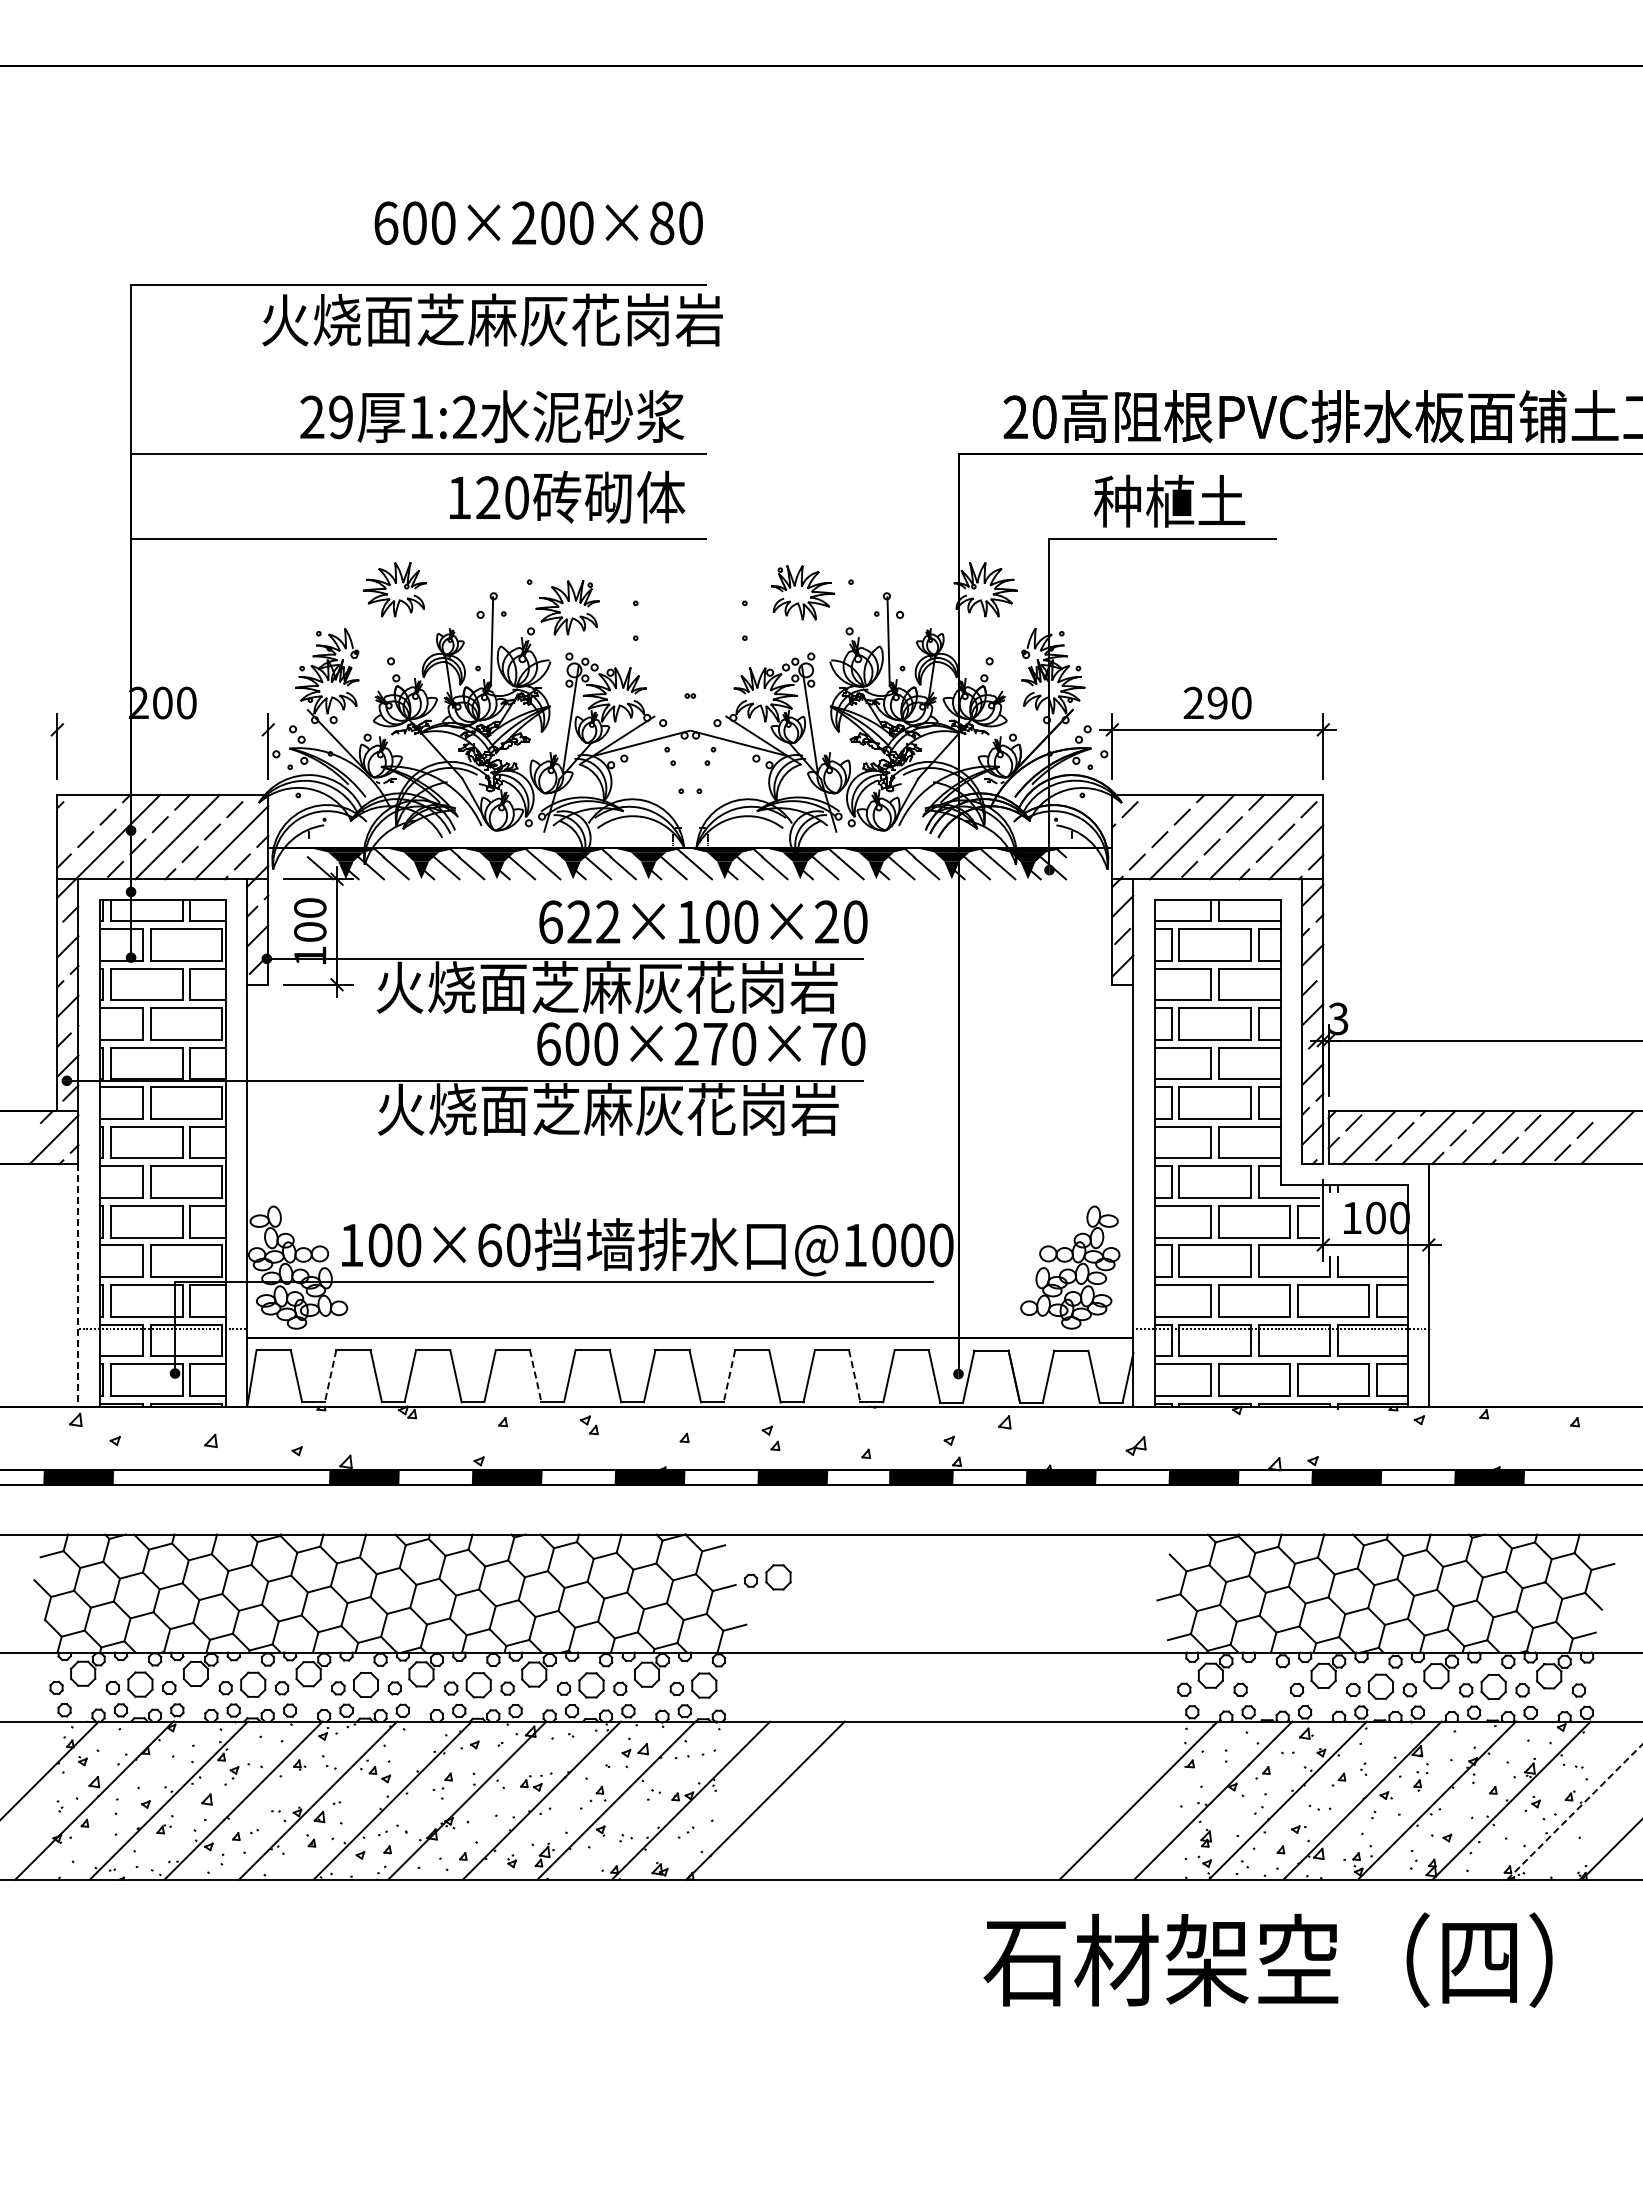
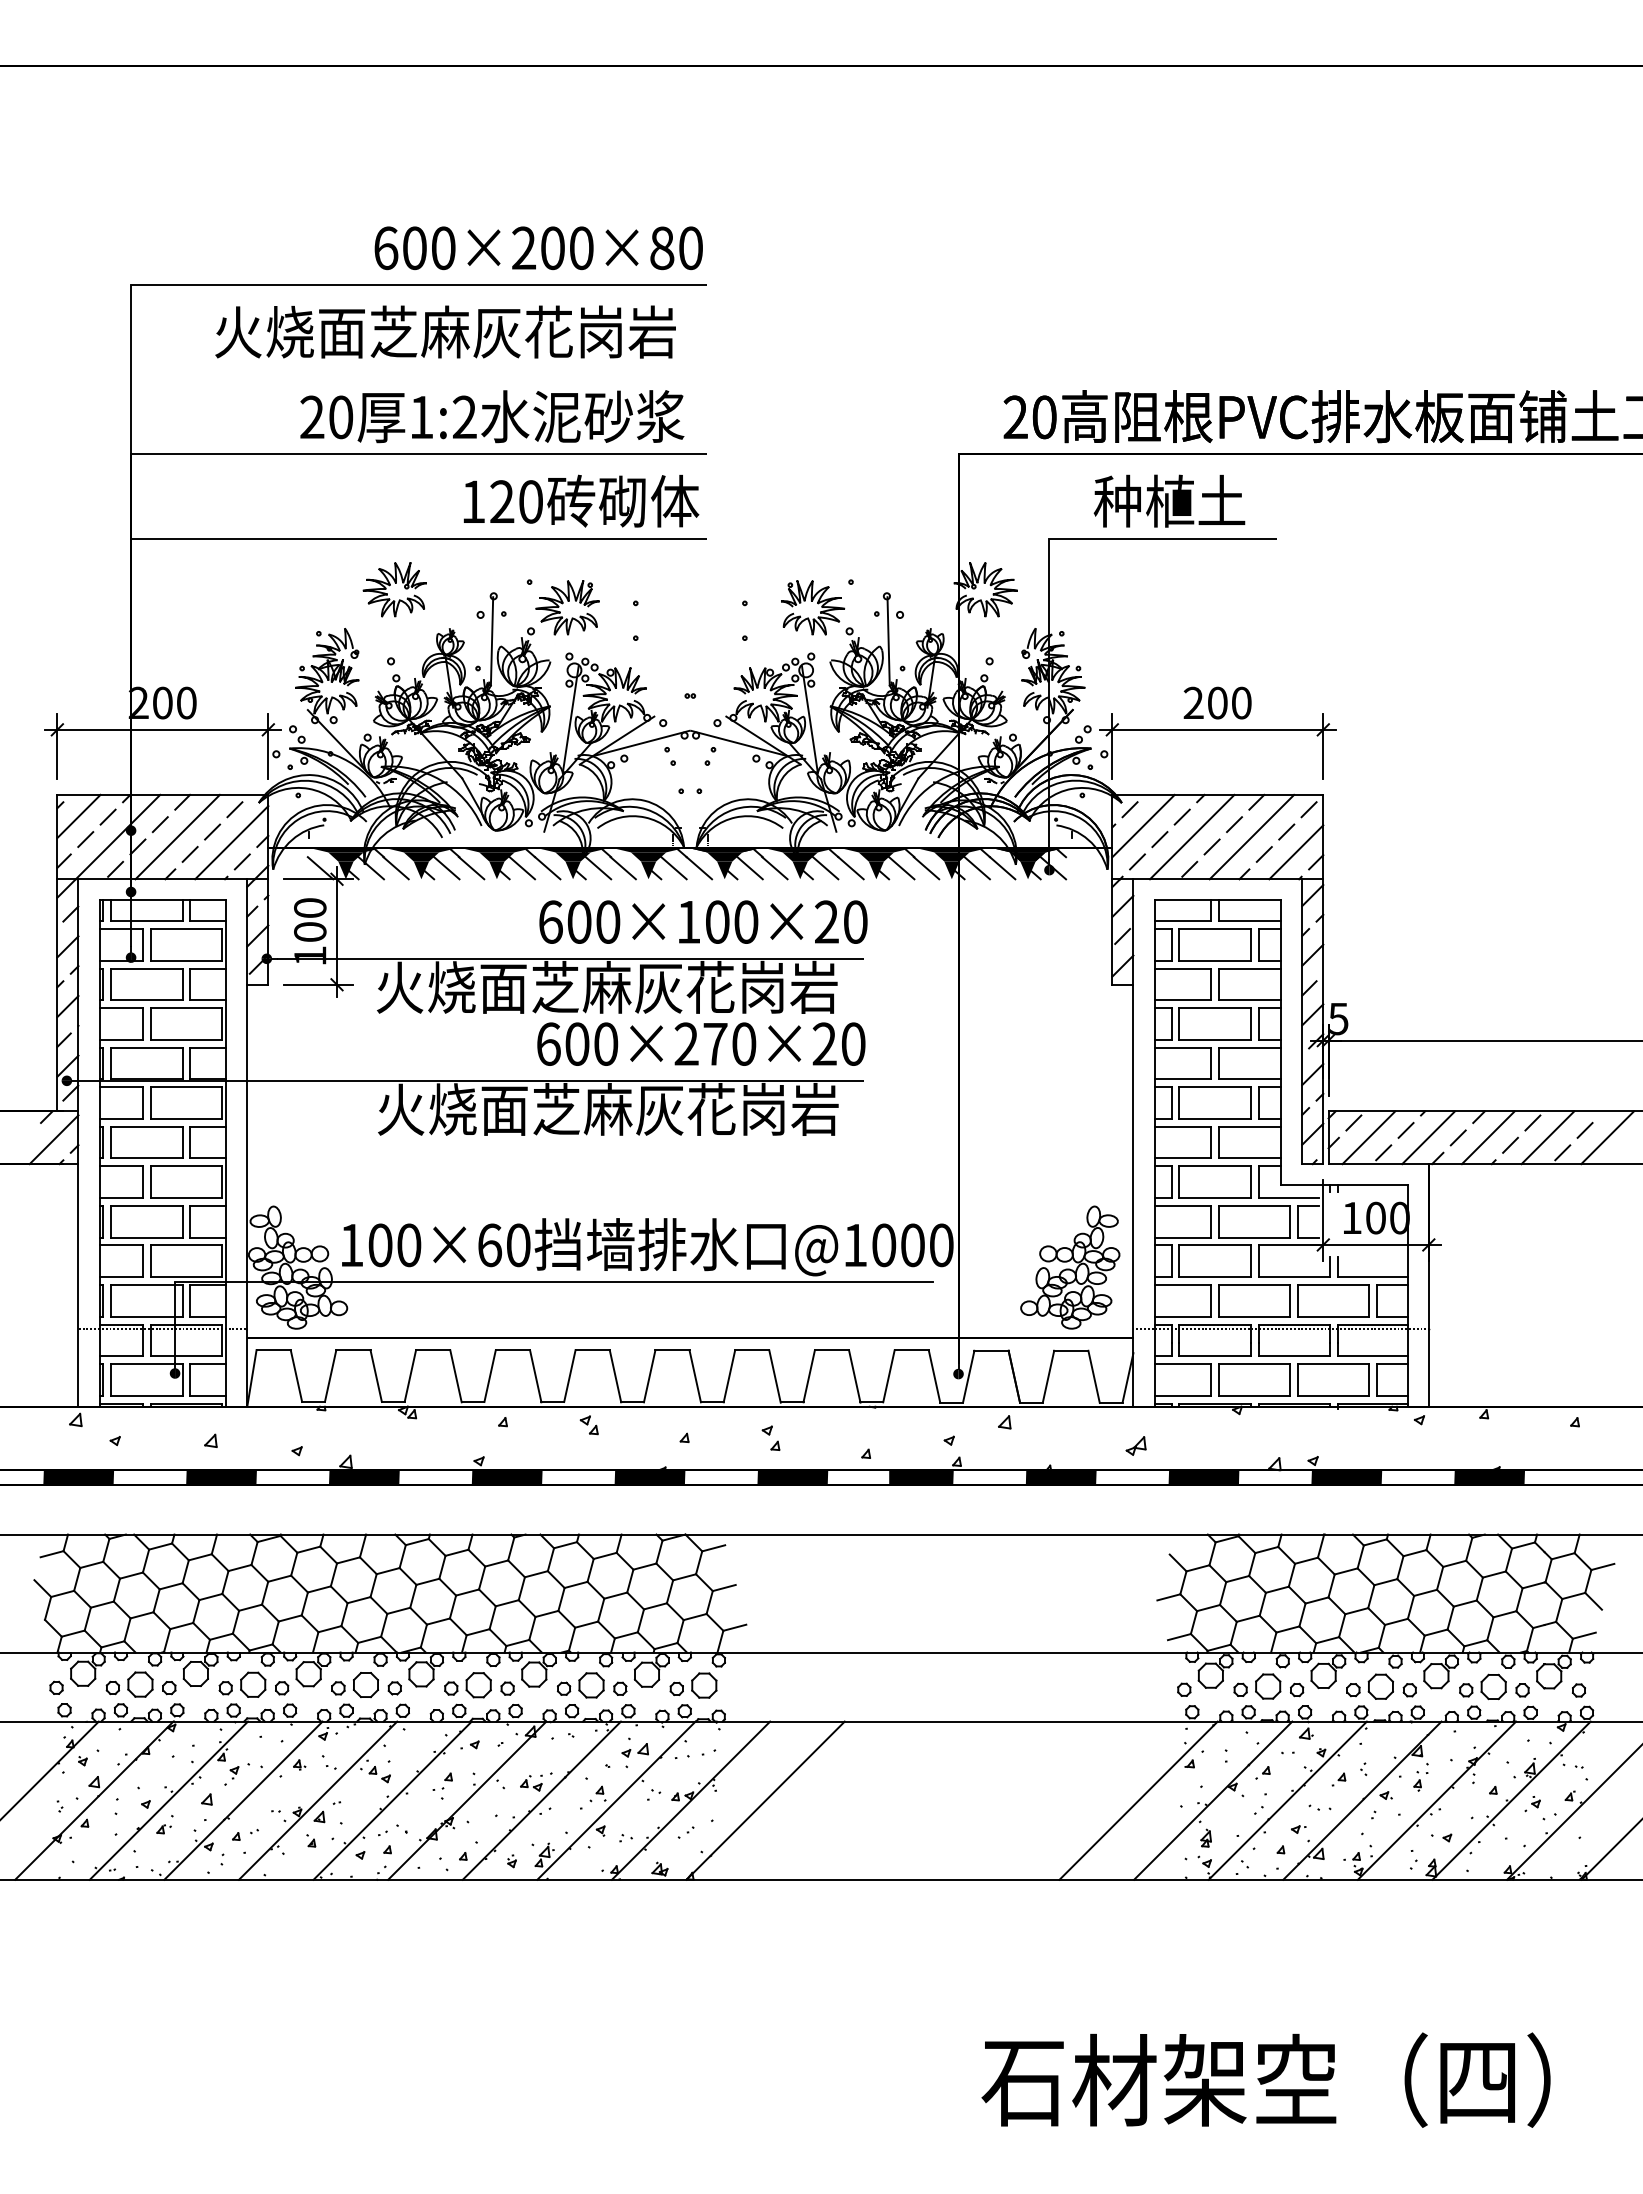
text position: (538, 223) -> (538, 248) (538, 248)
text position: (492, 319) -> (445, 331) (445, 331)
text: 29 -> 20 (341, 417)
text position: (567, 496) -> (581, 500) (581, 500)
part position: (803, 592) -> (813, 607) (813, 607)
text: 290 -> 200 (1217, 702)
line: none -> present (162, 729)
line: none -> present (78, 816)
line: none -> present (1143, 825)
text: 622×100×20 -> 600×100×20 (593, 921)
text: 3 -> 5 (1338, 1018)
text: 600×270×70 -> 600×270×20 (824, 1043)
line: dashed -> solid (78, 1285)
line: dashed -> solid (330, 1376)
line: dashed -> solid (535, 1376)
line: dashed -> solid (729, 1376)
line: dashed -> solid (854, 1376)
fill: none -> present (221, 1477)
part: present -> none (767, 1577)
part: none -> present (1268, 1686)
line: dashed -> solid (1574, 1812)
text position: (1267, 1959) -> (1265, 2079) (1265, 2079)
